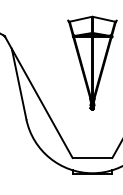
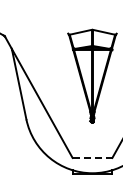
part position: (92, 62) -> (92, 75) (92, 75)
line: solid -> dashed (92, 157)
